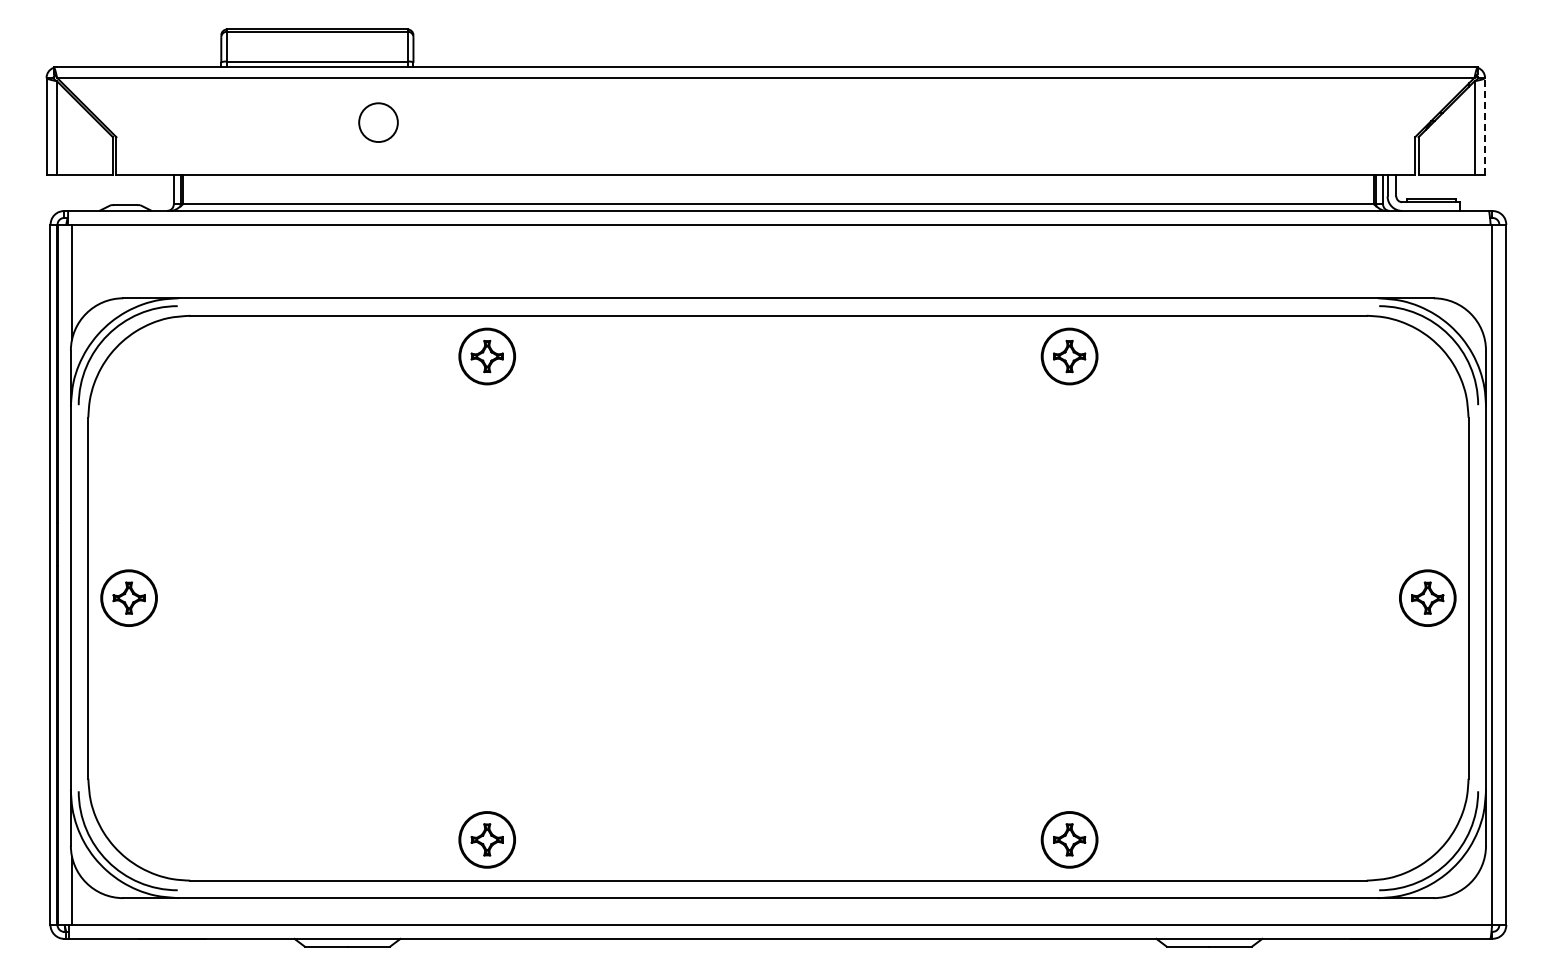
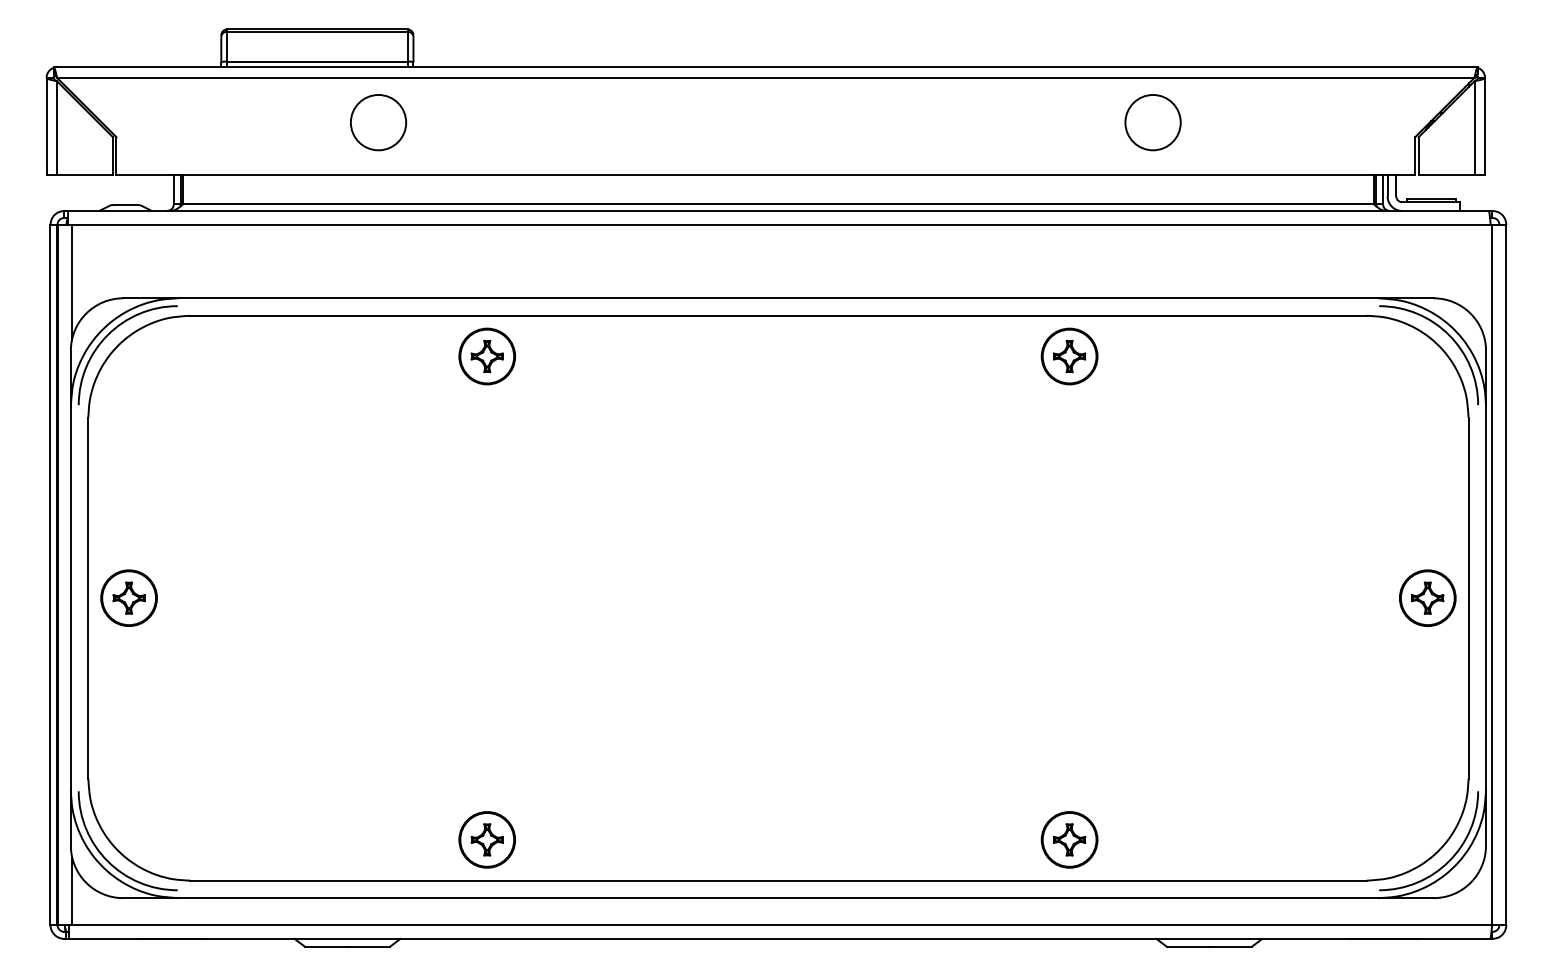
circle diameter: 39 px -> 55 px (378, 122)
circle: none -> present (1152, 122)
line: dashed -> solid (1485, 126)
